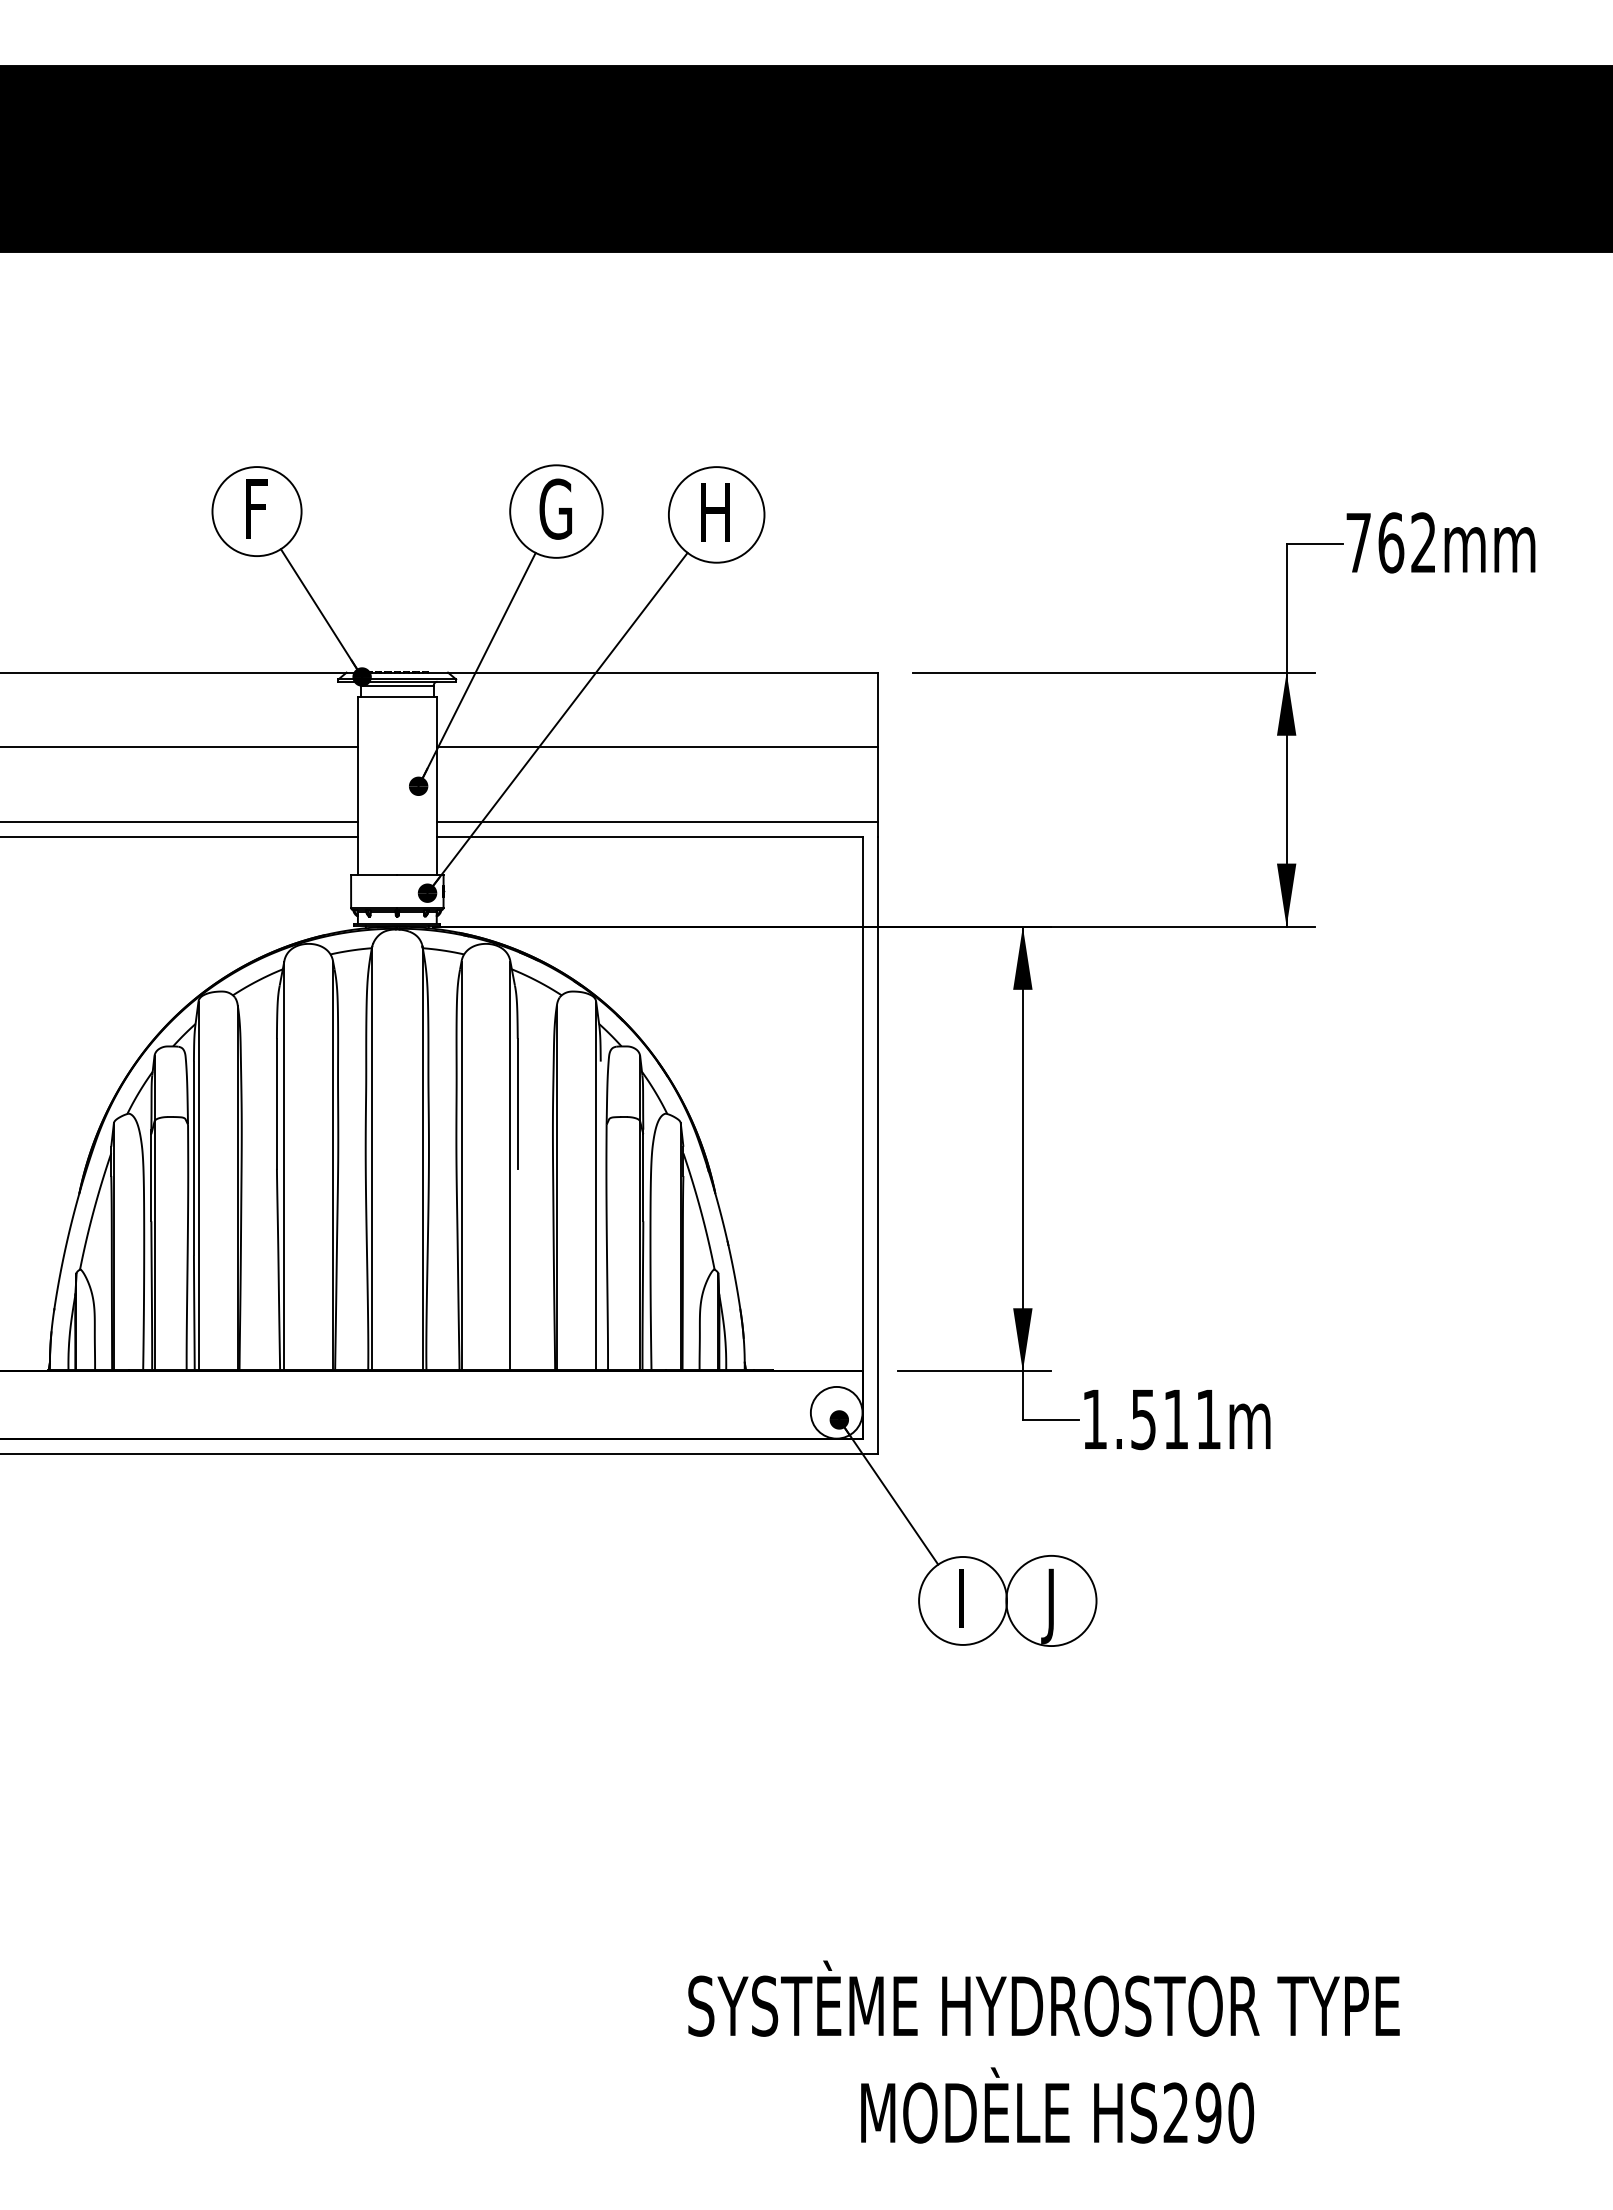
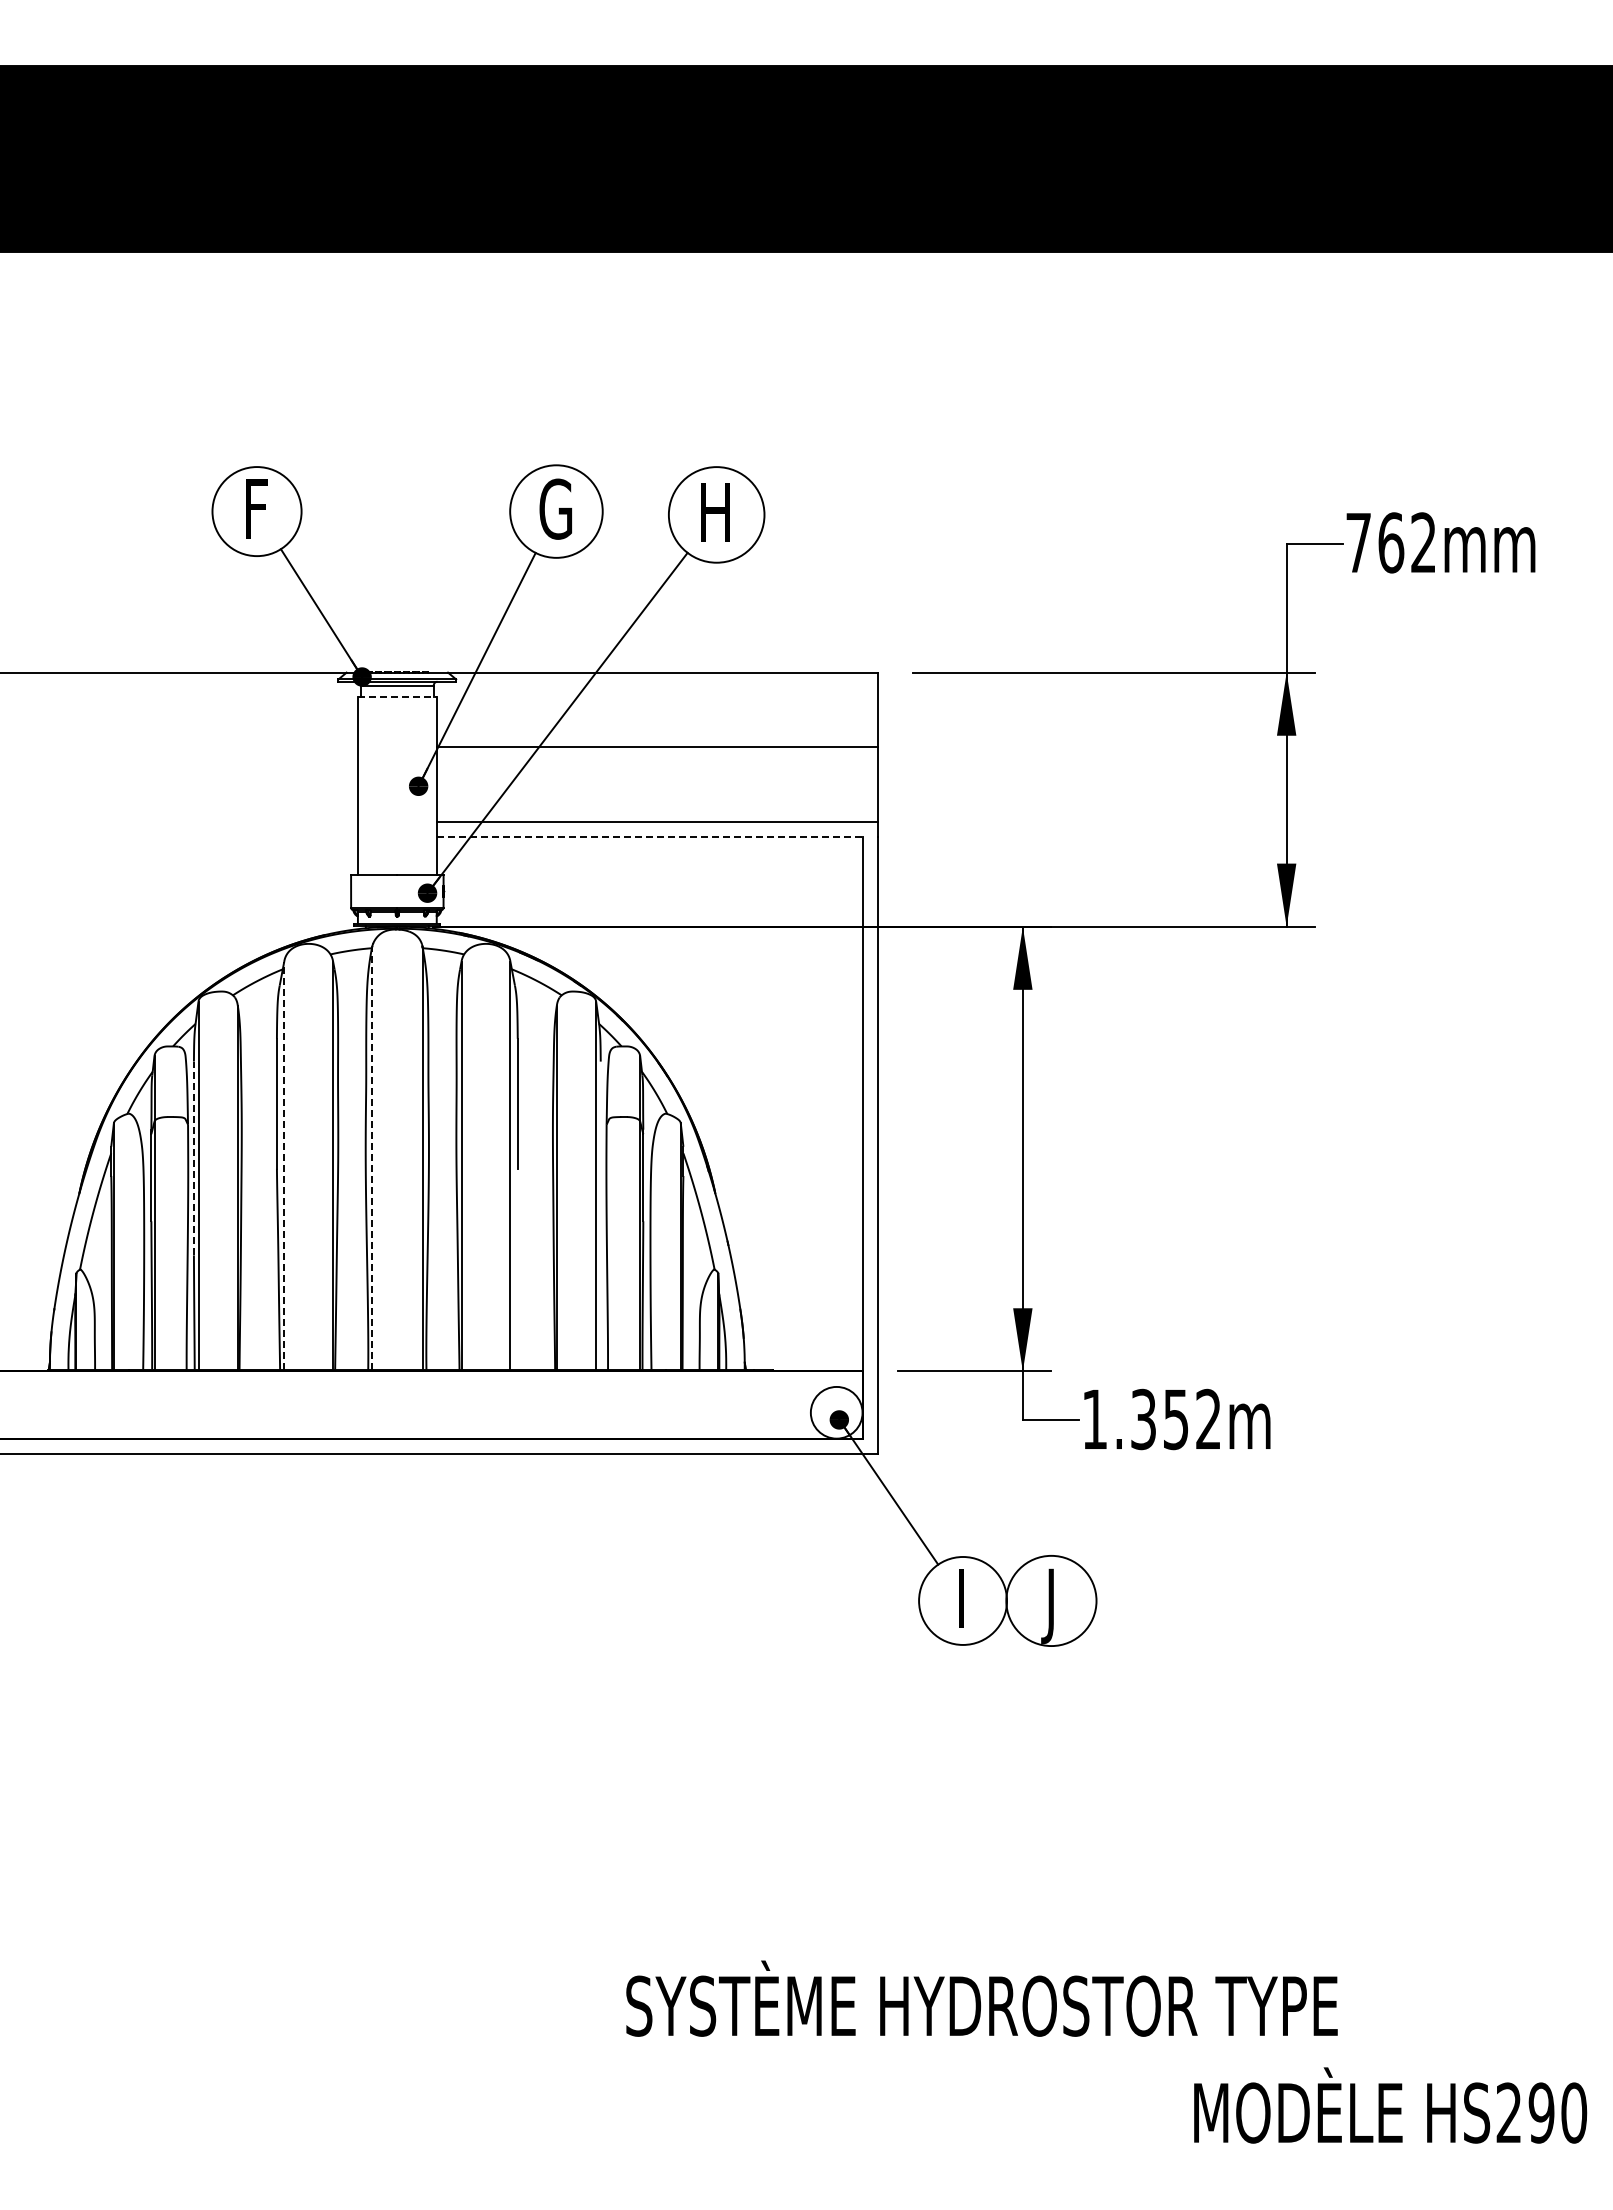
line: solid -> dashed (397, 696)
line: present -> none (179, 747)
line: present -> none (179, 822)
line: present -> none (179, 837)
line: solid -> dashed (649, 837)
line: solid -> dashed (193, 1158)
line: solid -> dashed (372, 1158)
line: solid -> dashed (284, 1165)
text: 1.511m -> 1.352m (1175, 1419)
text position: (1043, 1998) -> (981, 1998) (981, 1998)
text position: (1057, 2105) -> (1390, 2105) (1390, 2105)
